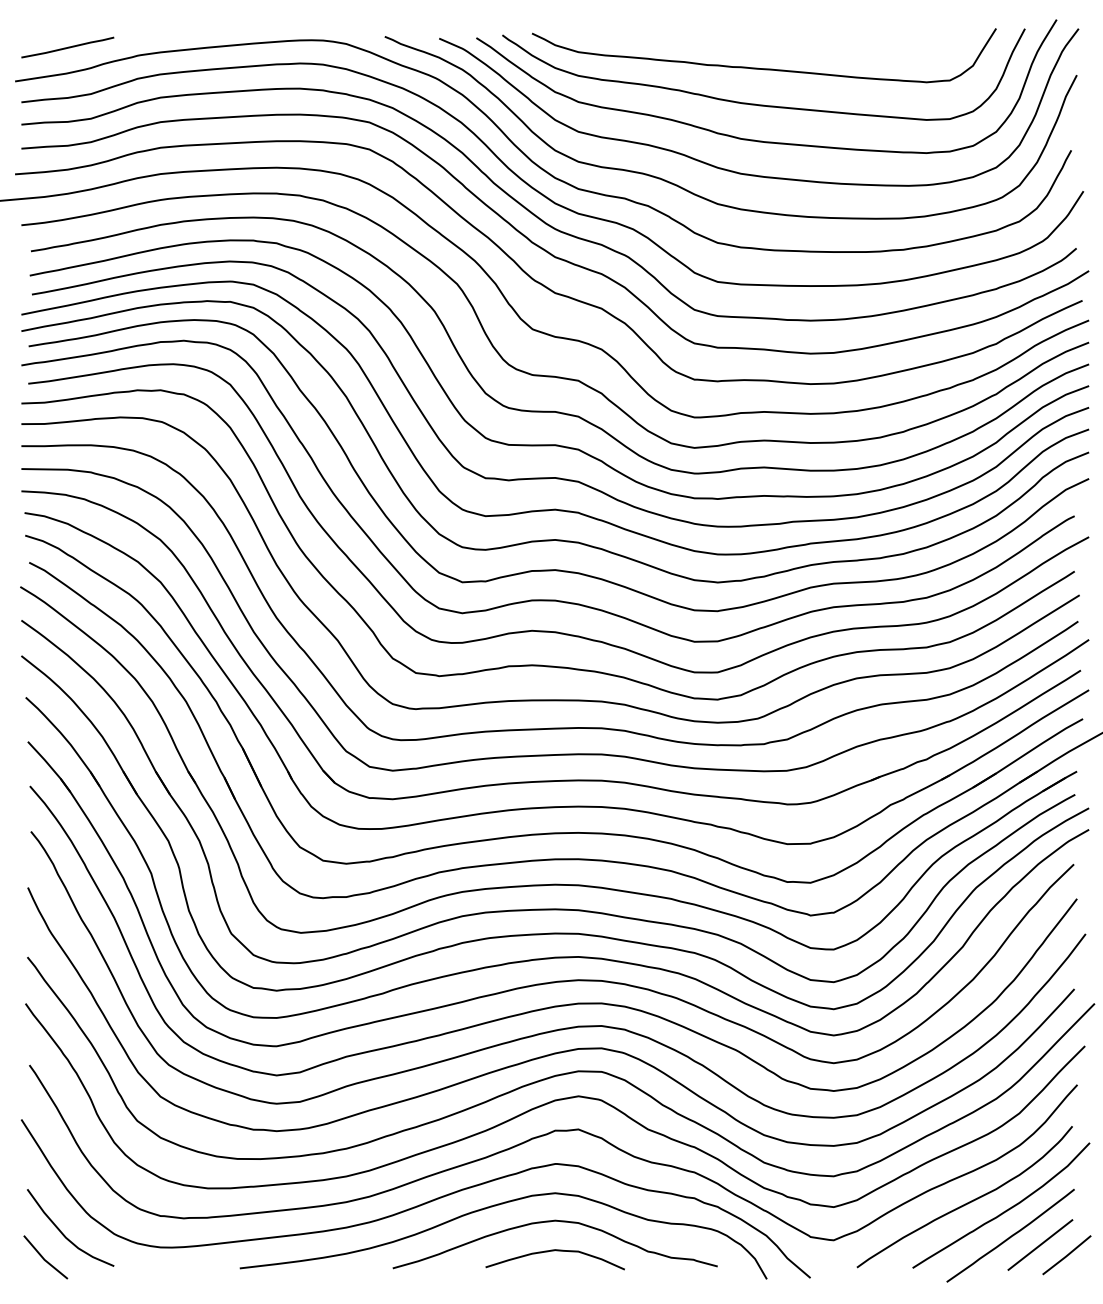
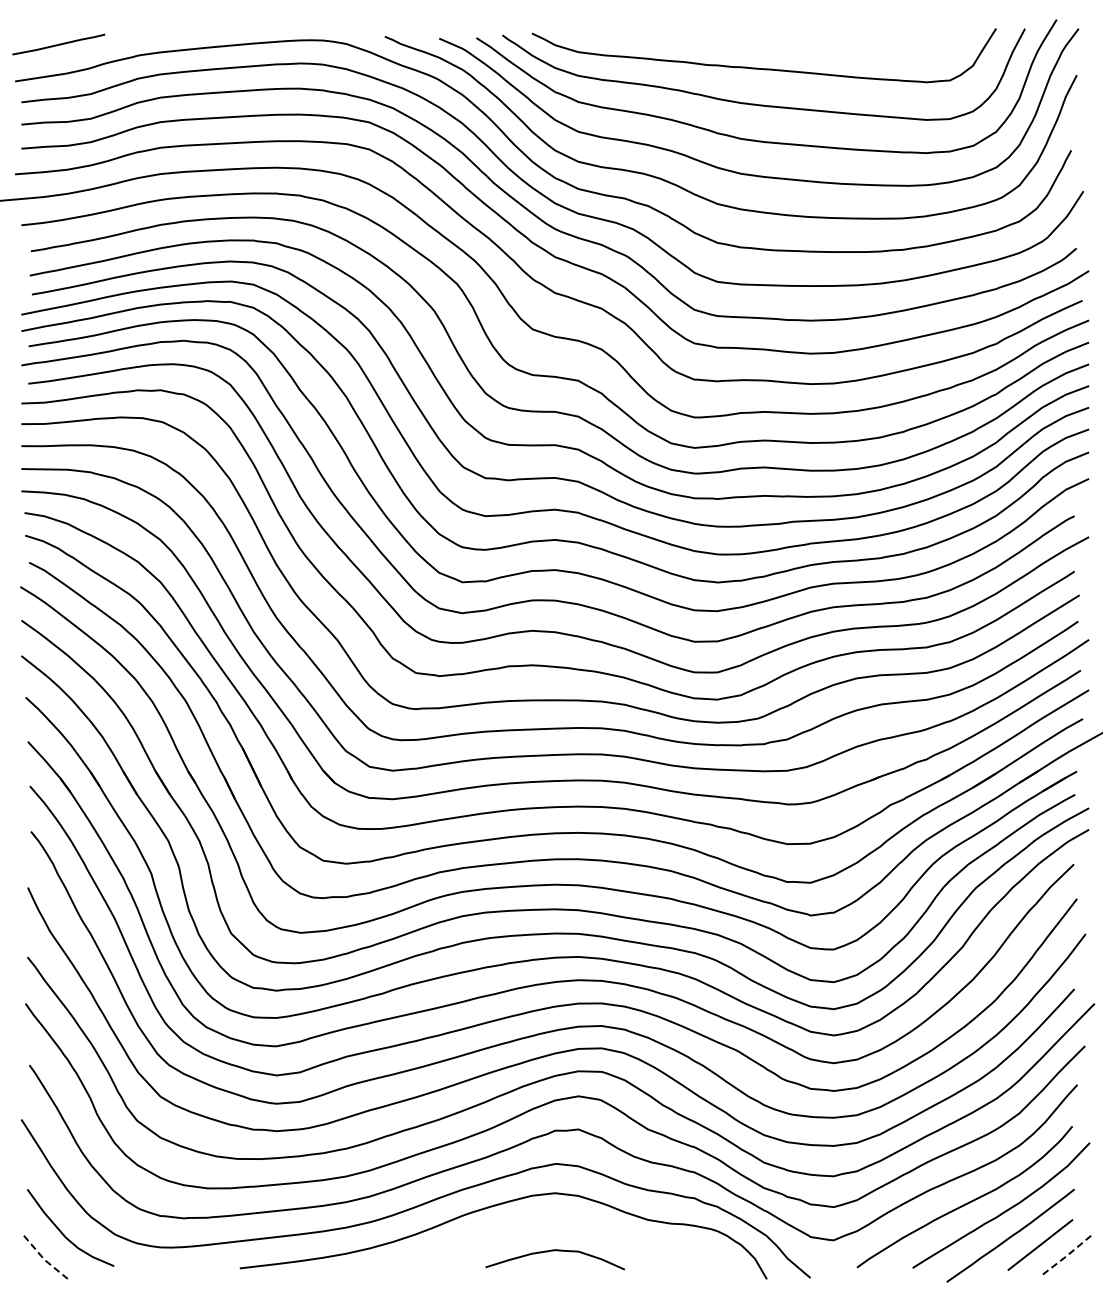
line position: (67, 47) -> (58, 44) (58, 44)
curve: present -> none (550, 1222)
line: solid -> dashed (1066, 1256)
line: solid -> dashed (44, 1259)
